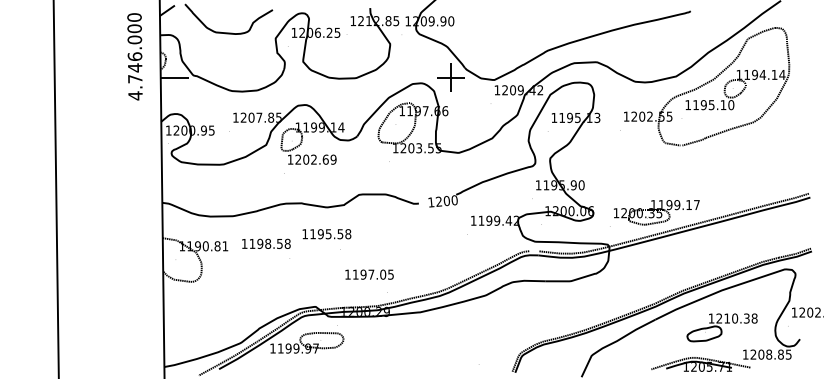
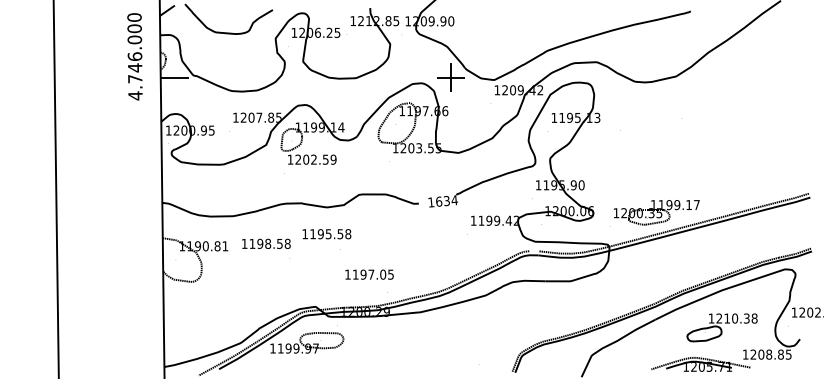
part: present -> none (707, 86)
text: 1202.69 -> 1202.59 (325, 159)
text: 1200 -> 1634 (446, 200)
